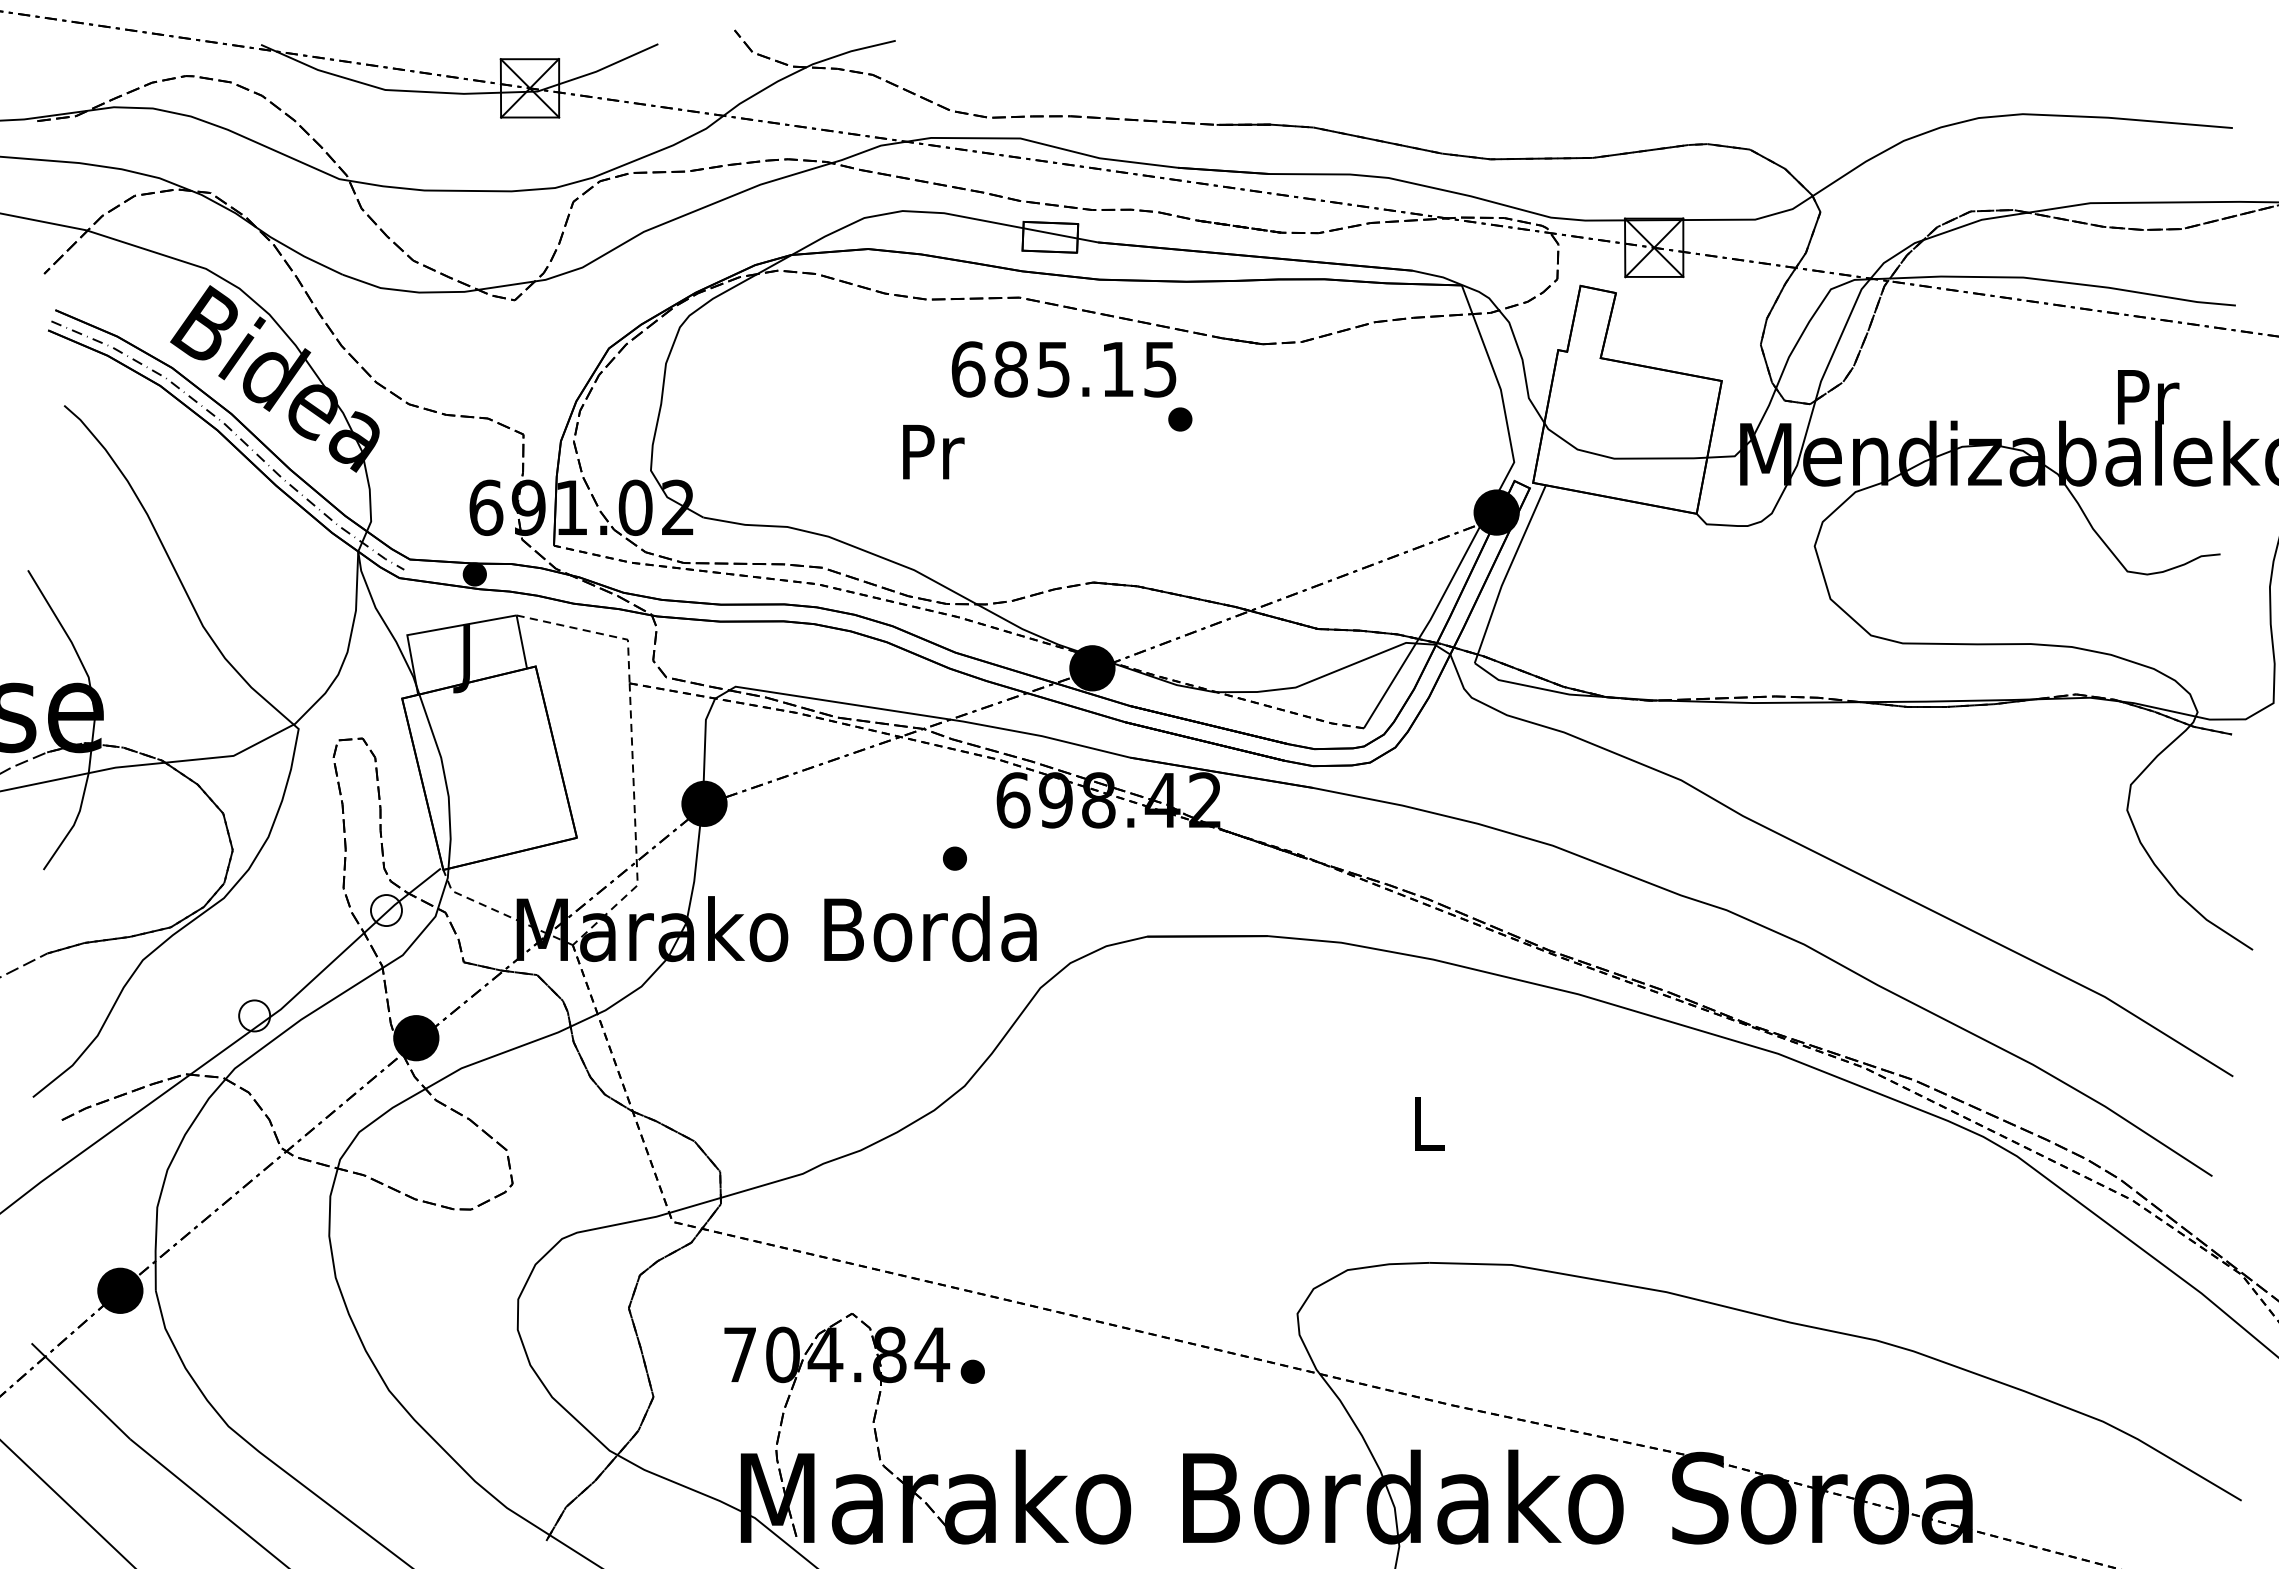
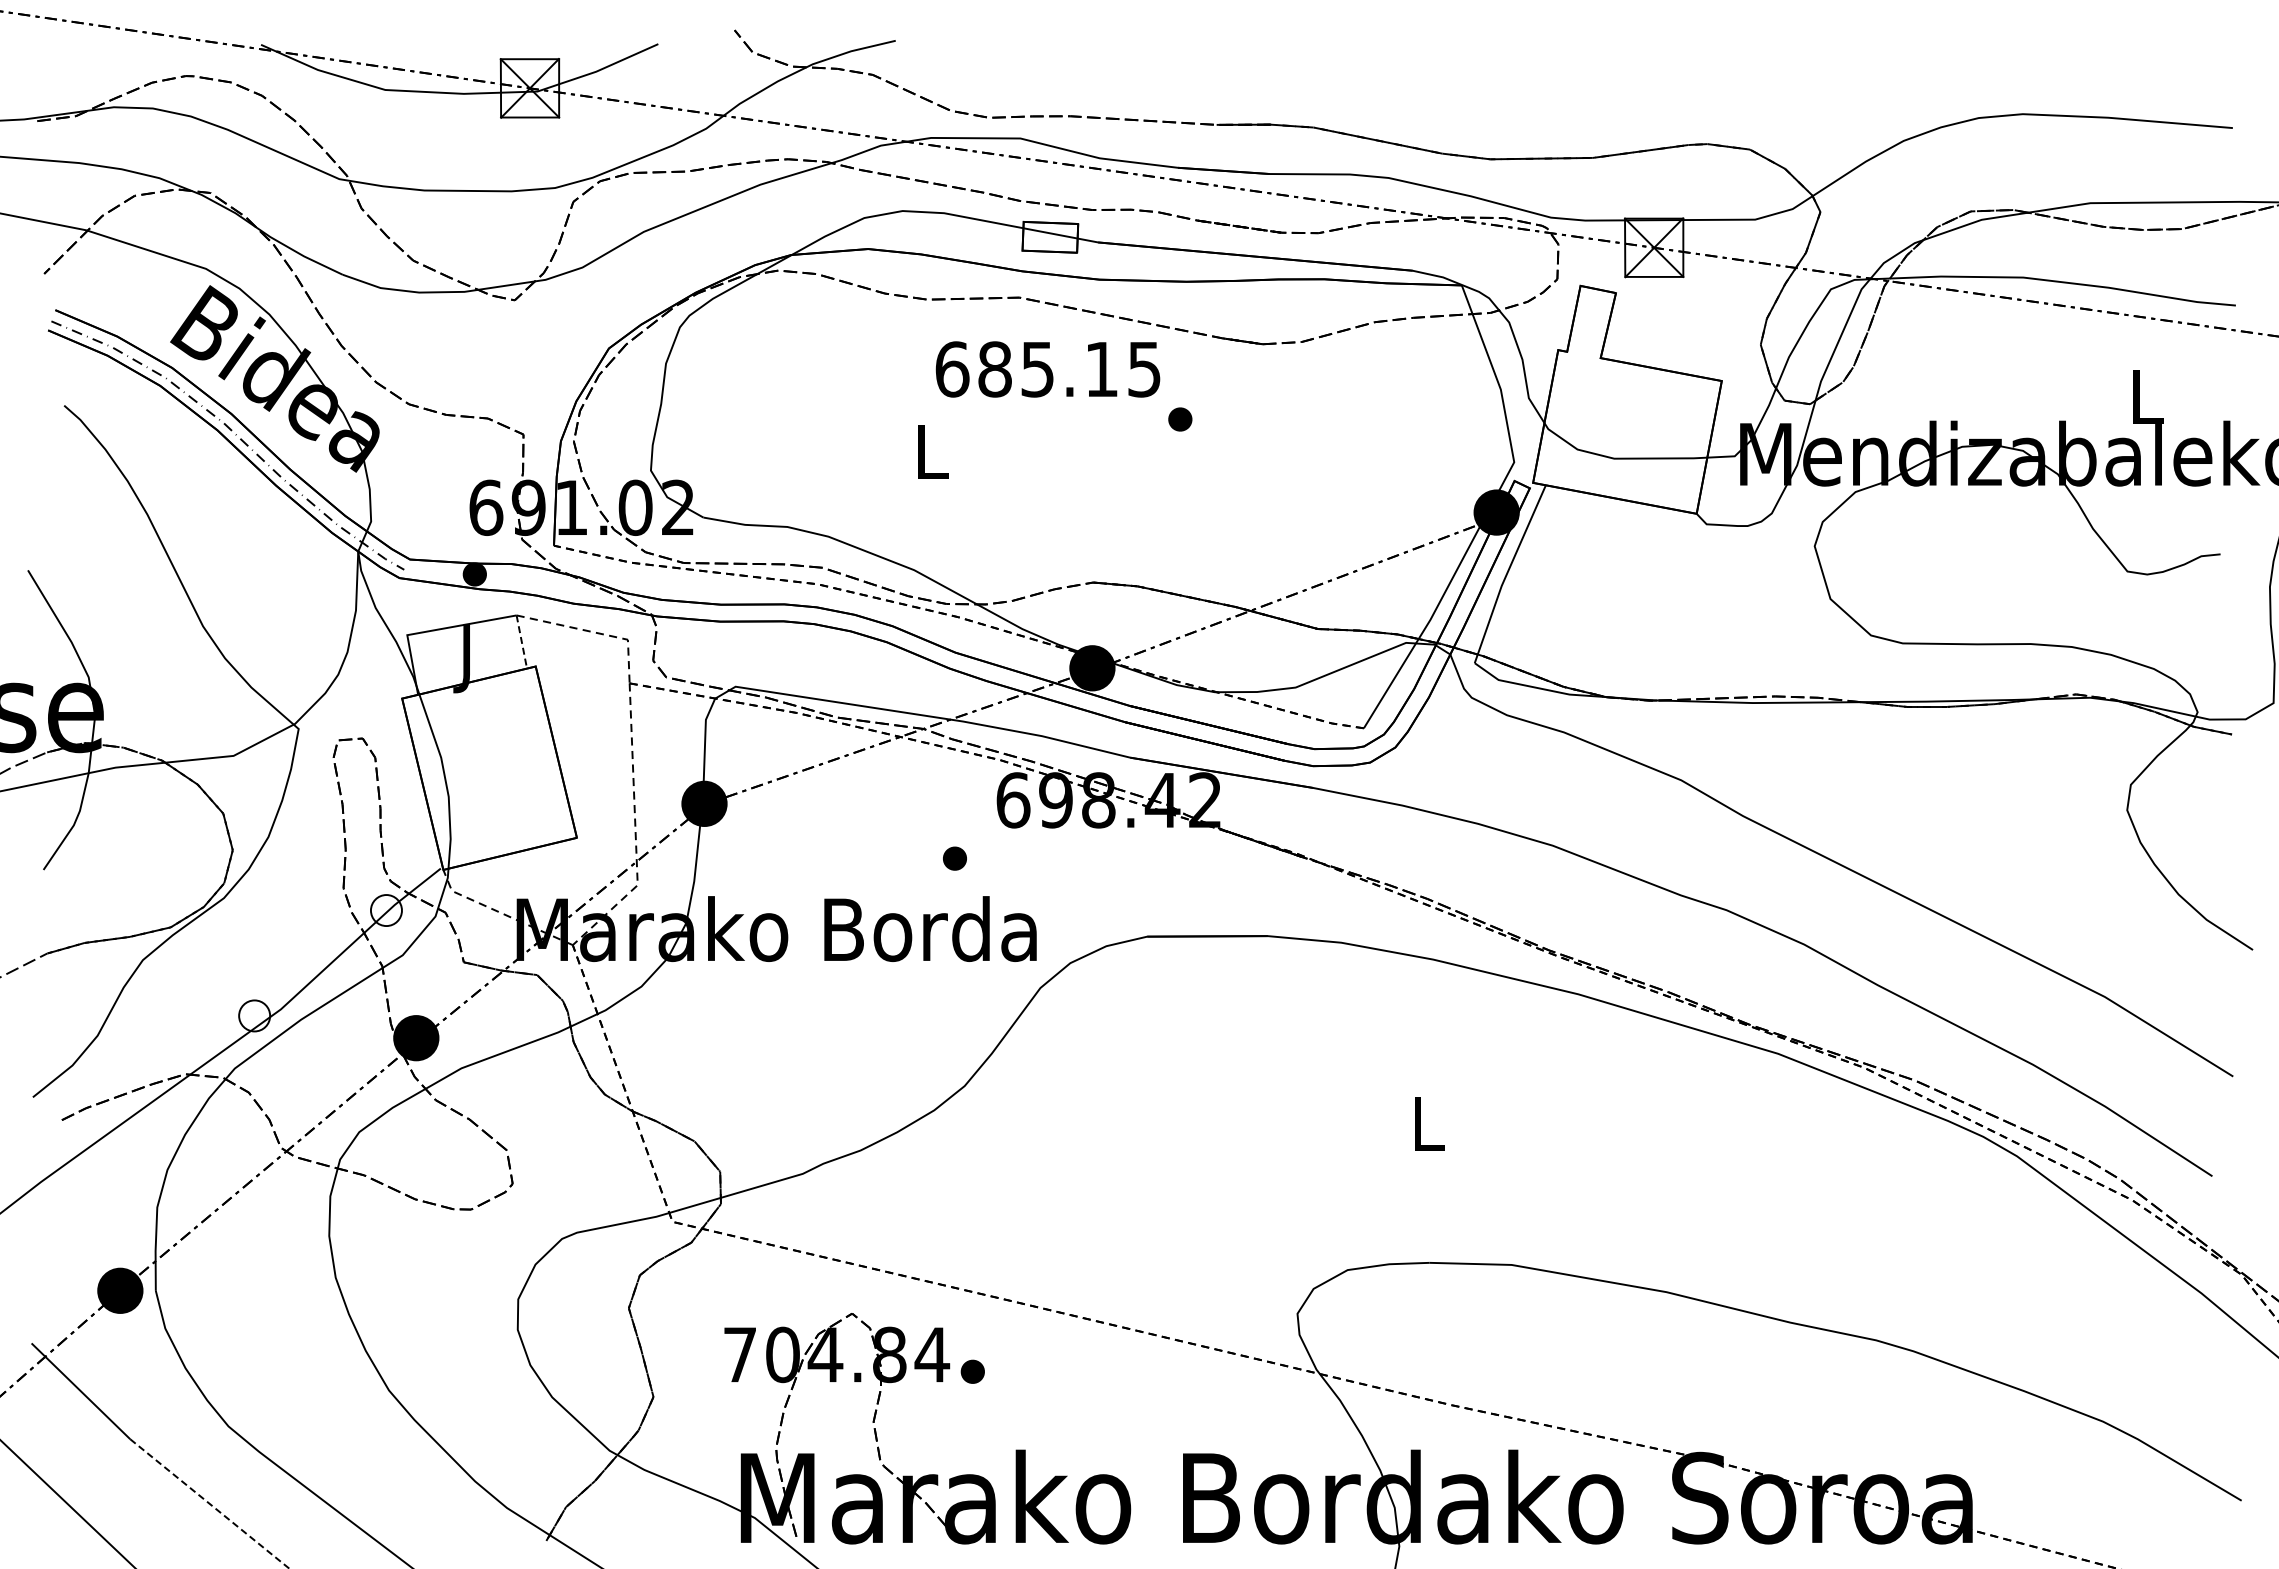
text position: (1063, 369) -> (1047, 369) (1047, 369)
text: Pr -> L (2148, 397)
text: Pr -> L (933, 451)
line: solid -> dashed (521, 642)
line: solid -> dashed (210, 1504)
